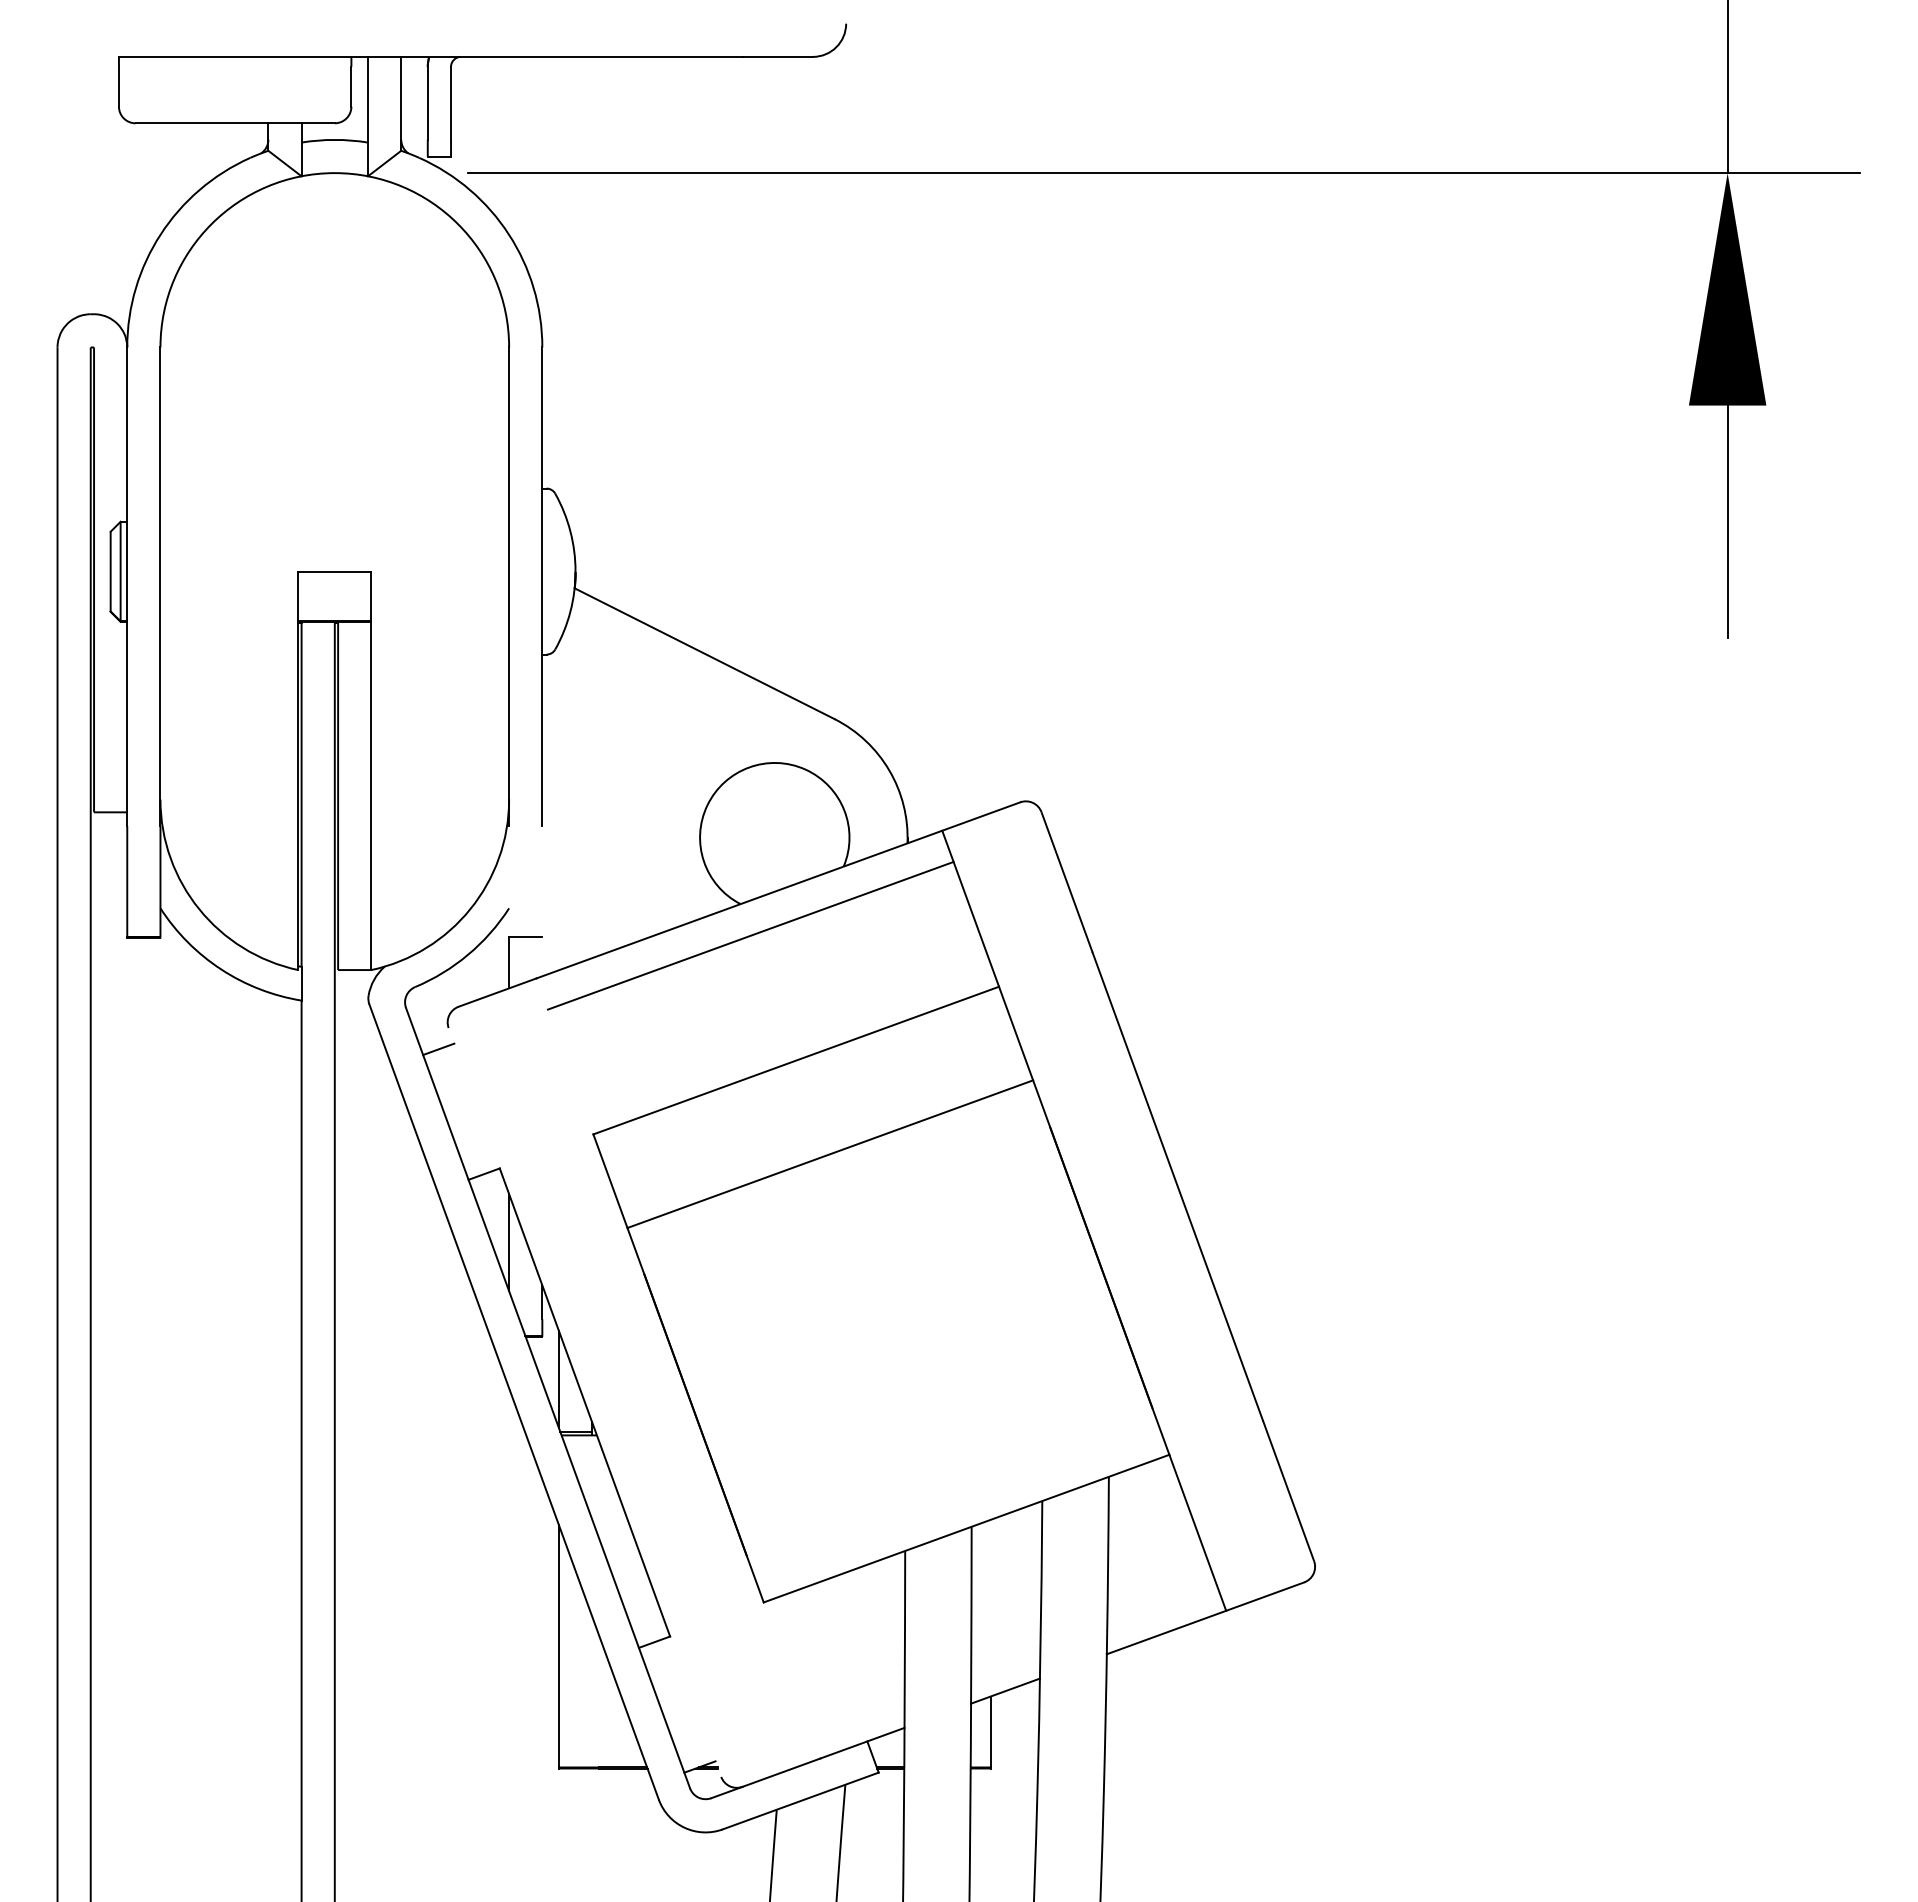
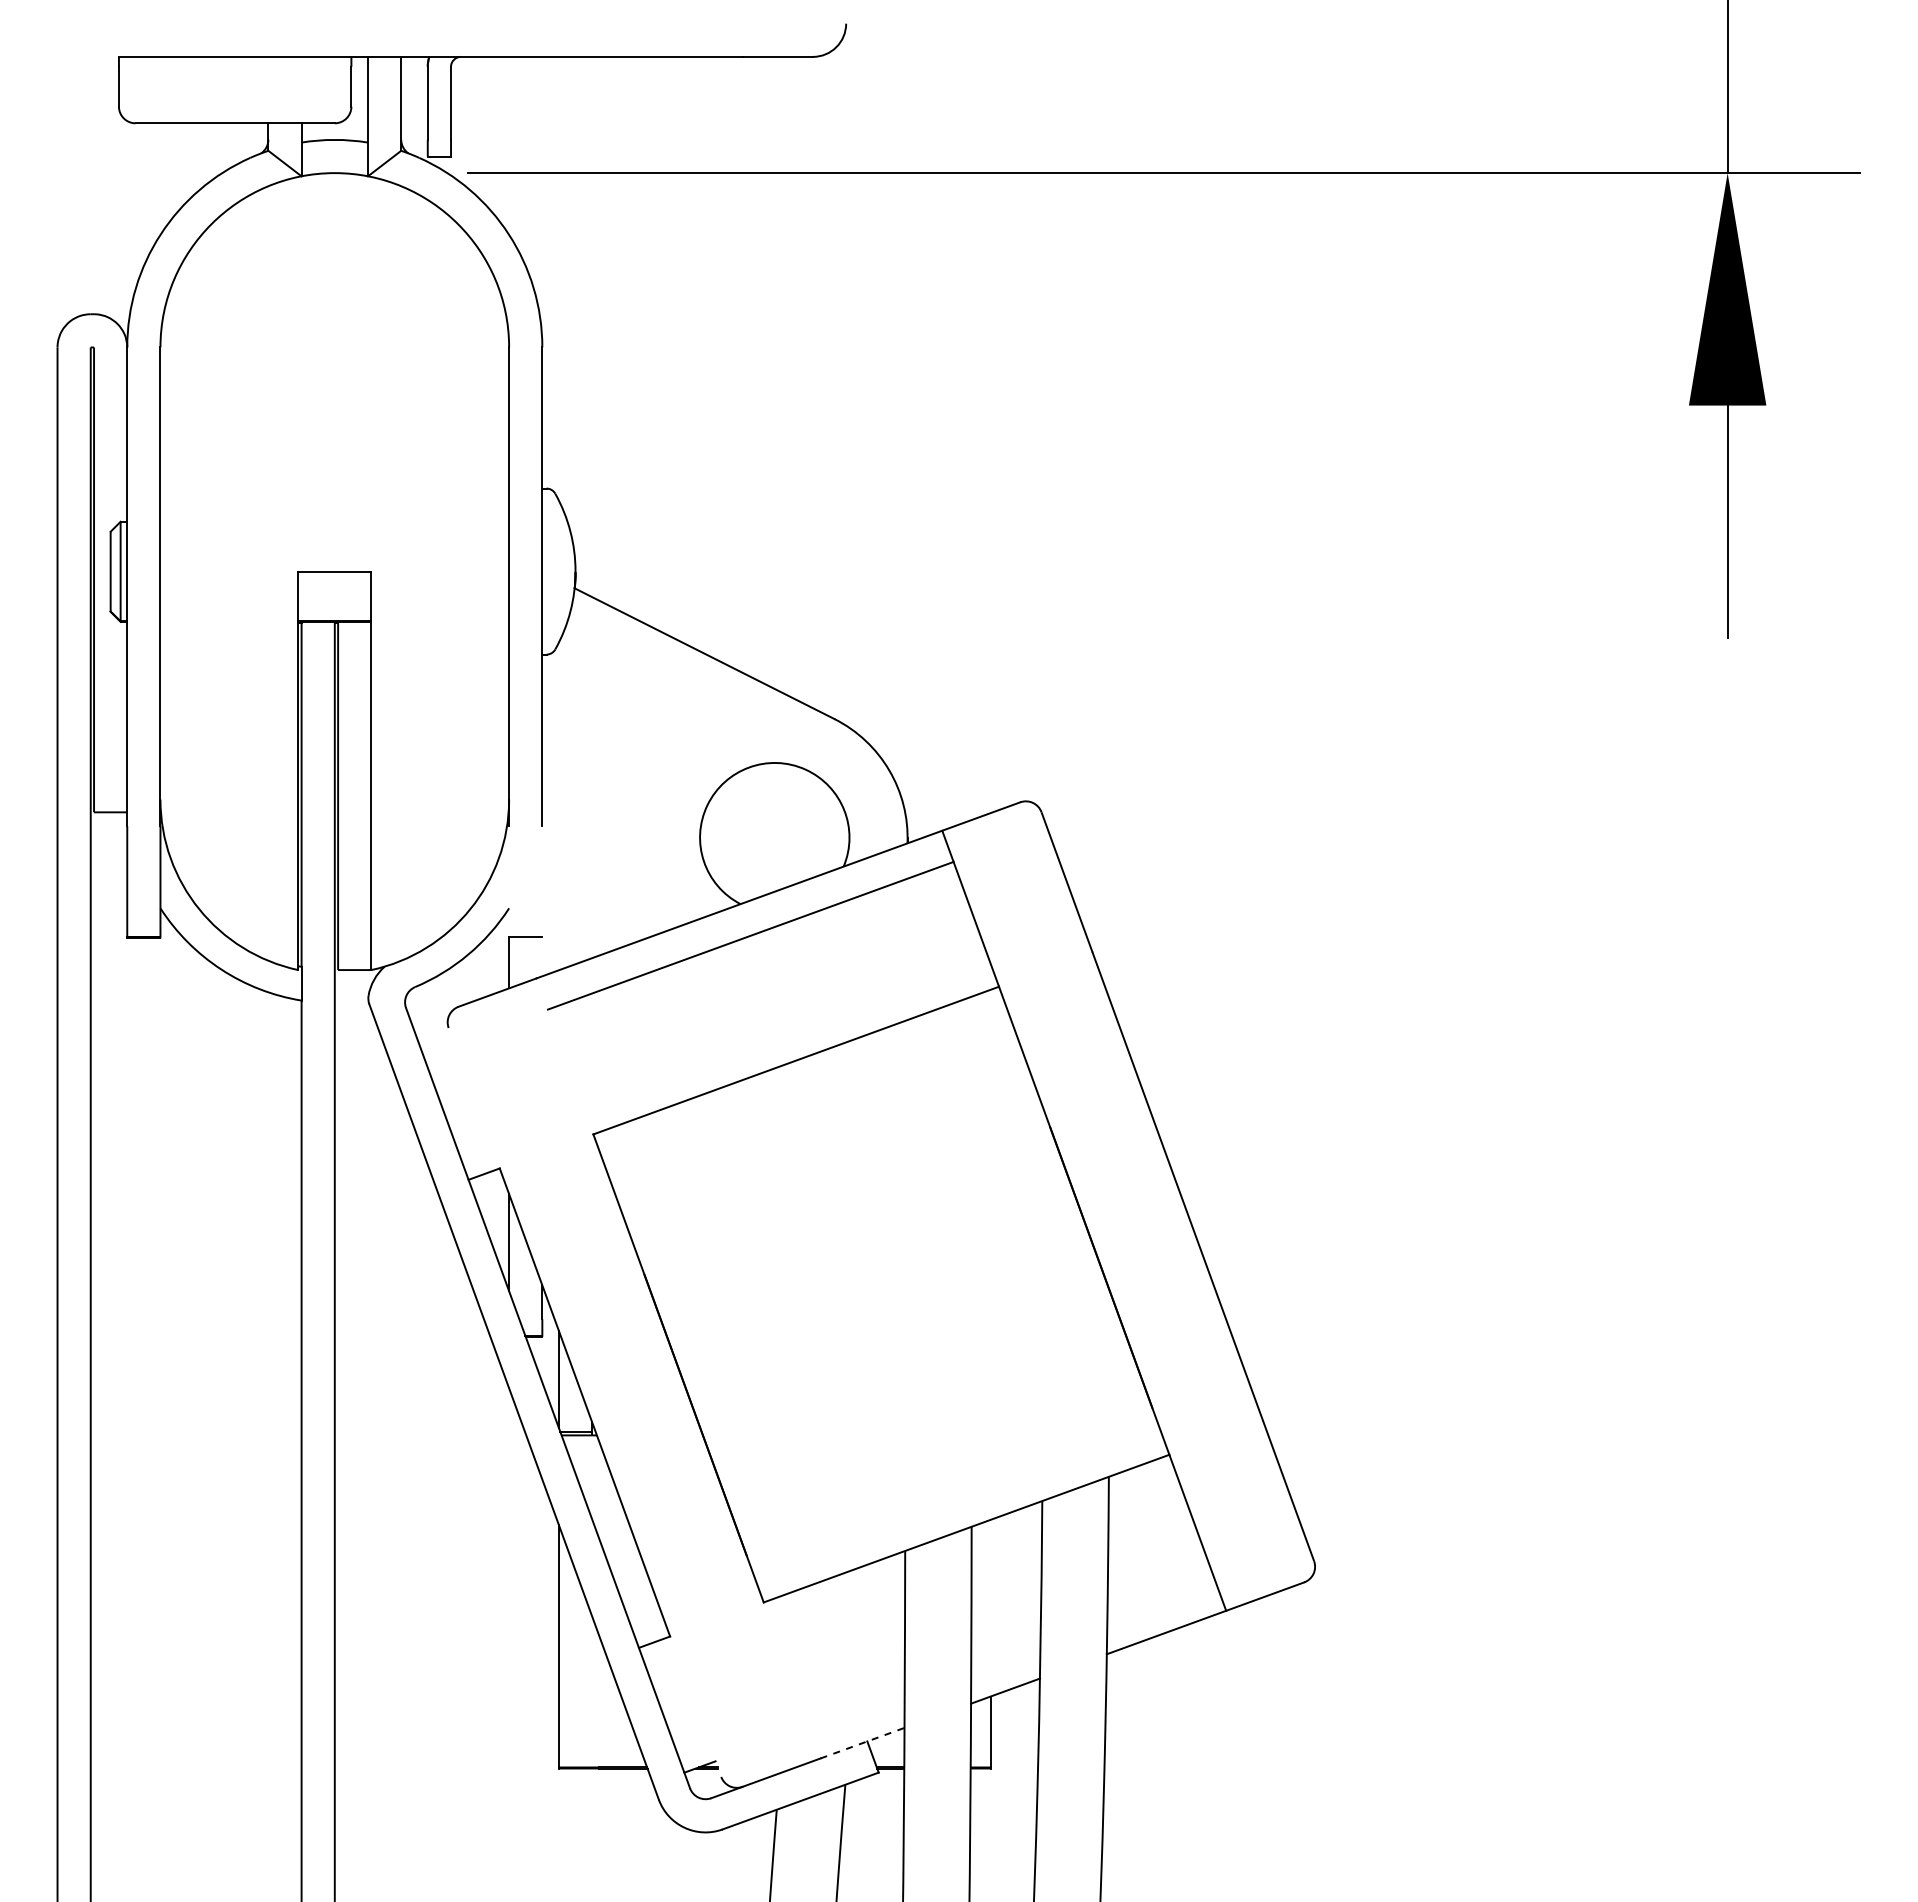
line: present -> none (438, 1049)
line: present -> none (830, 1154)
line: solid -> dashed (862, 1743)
